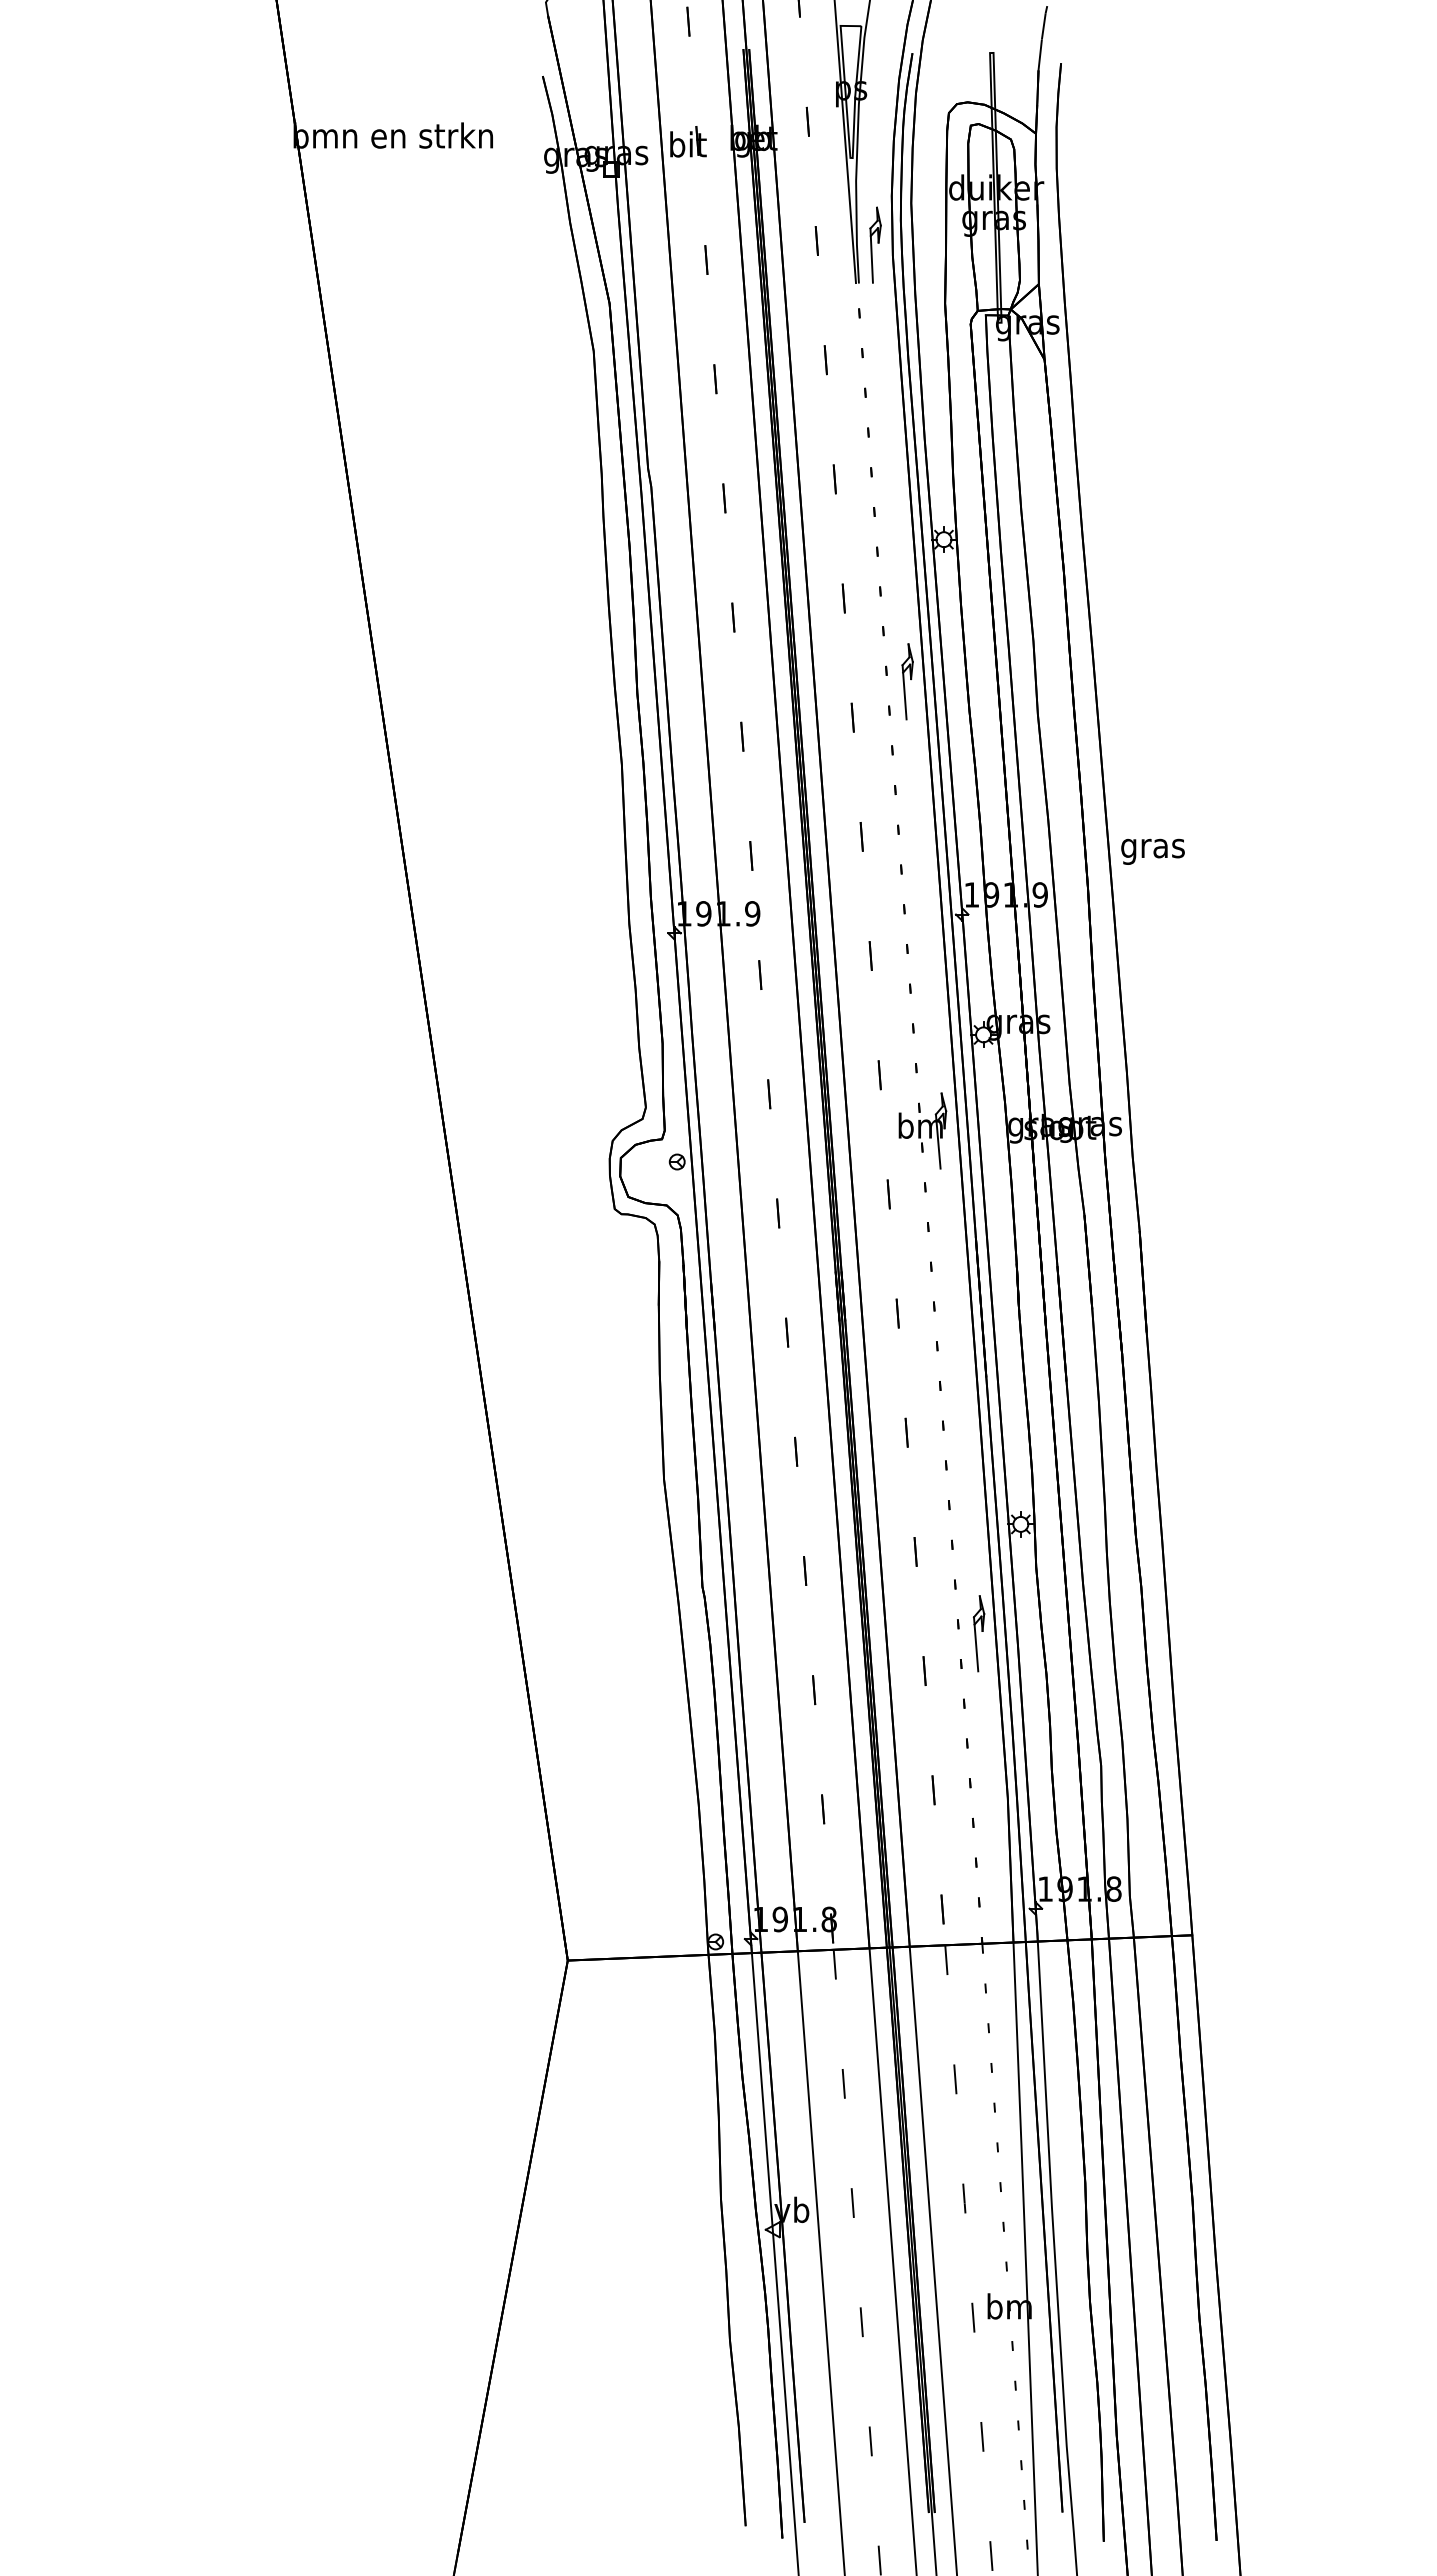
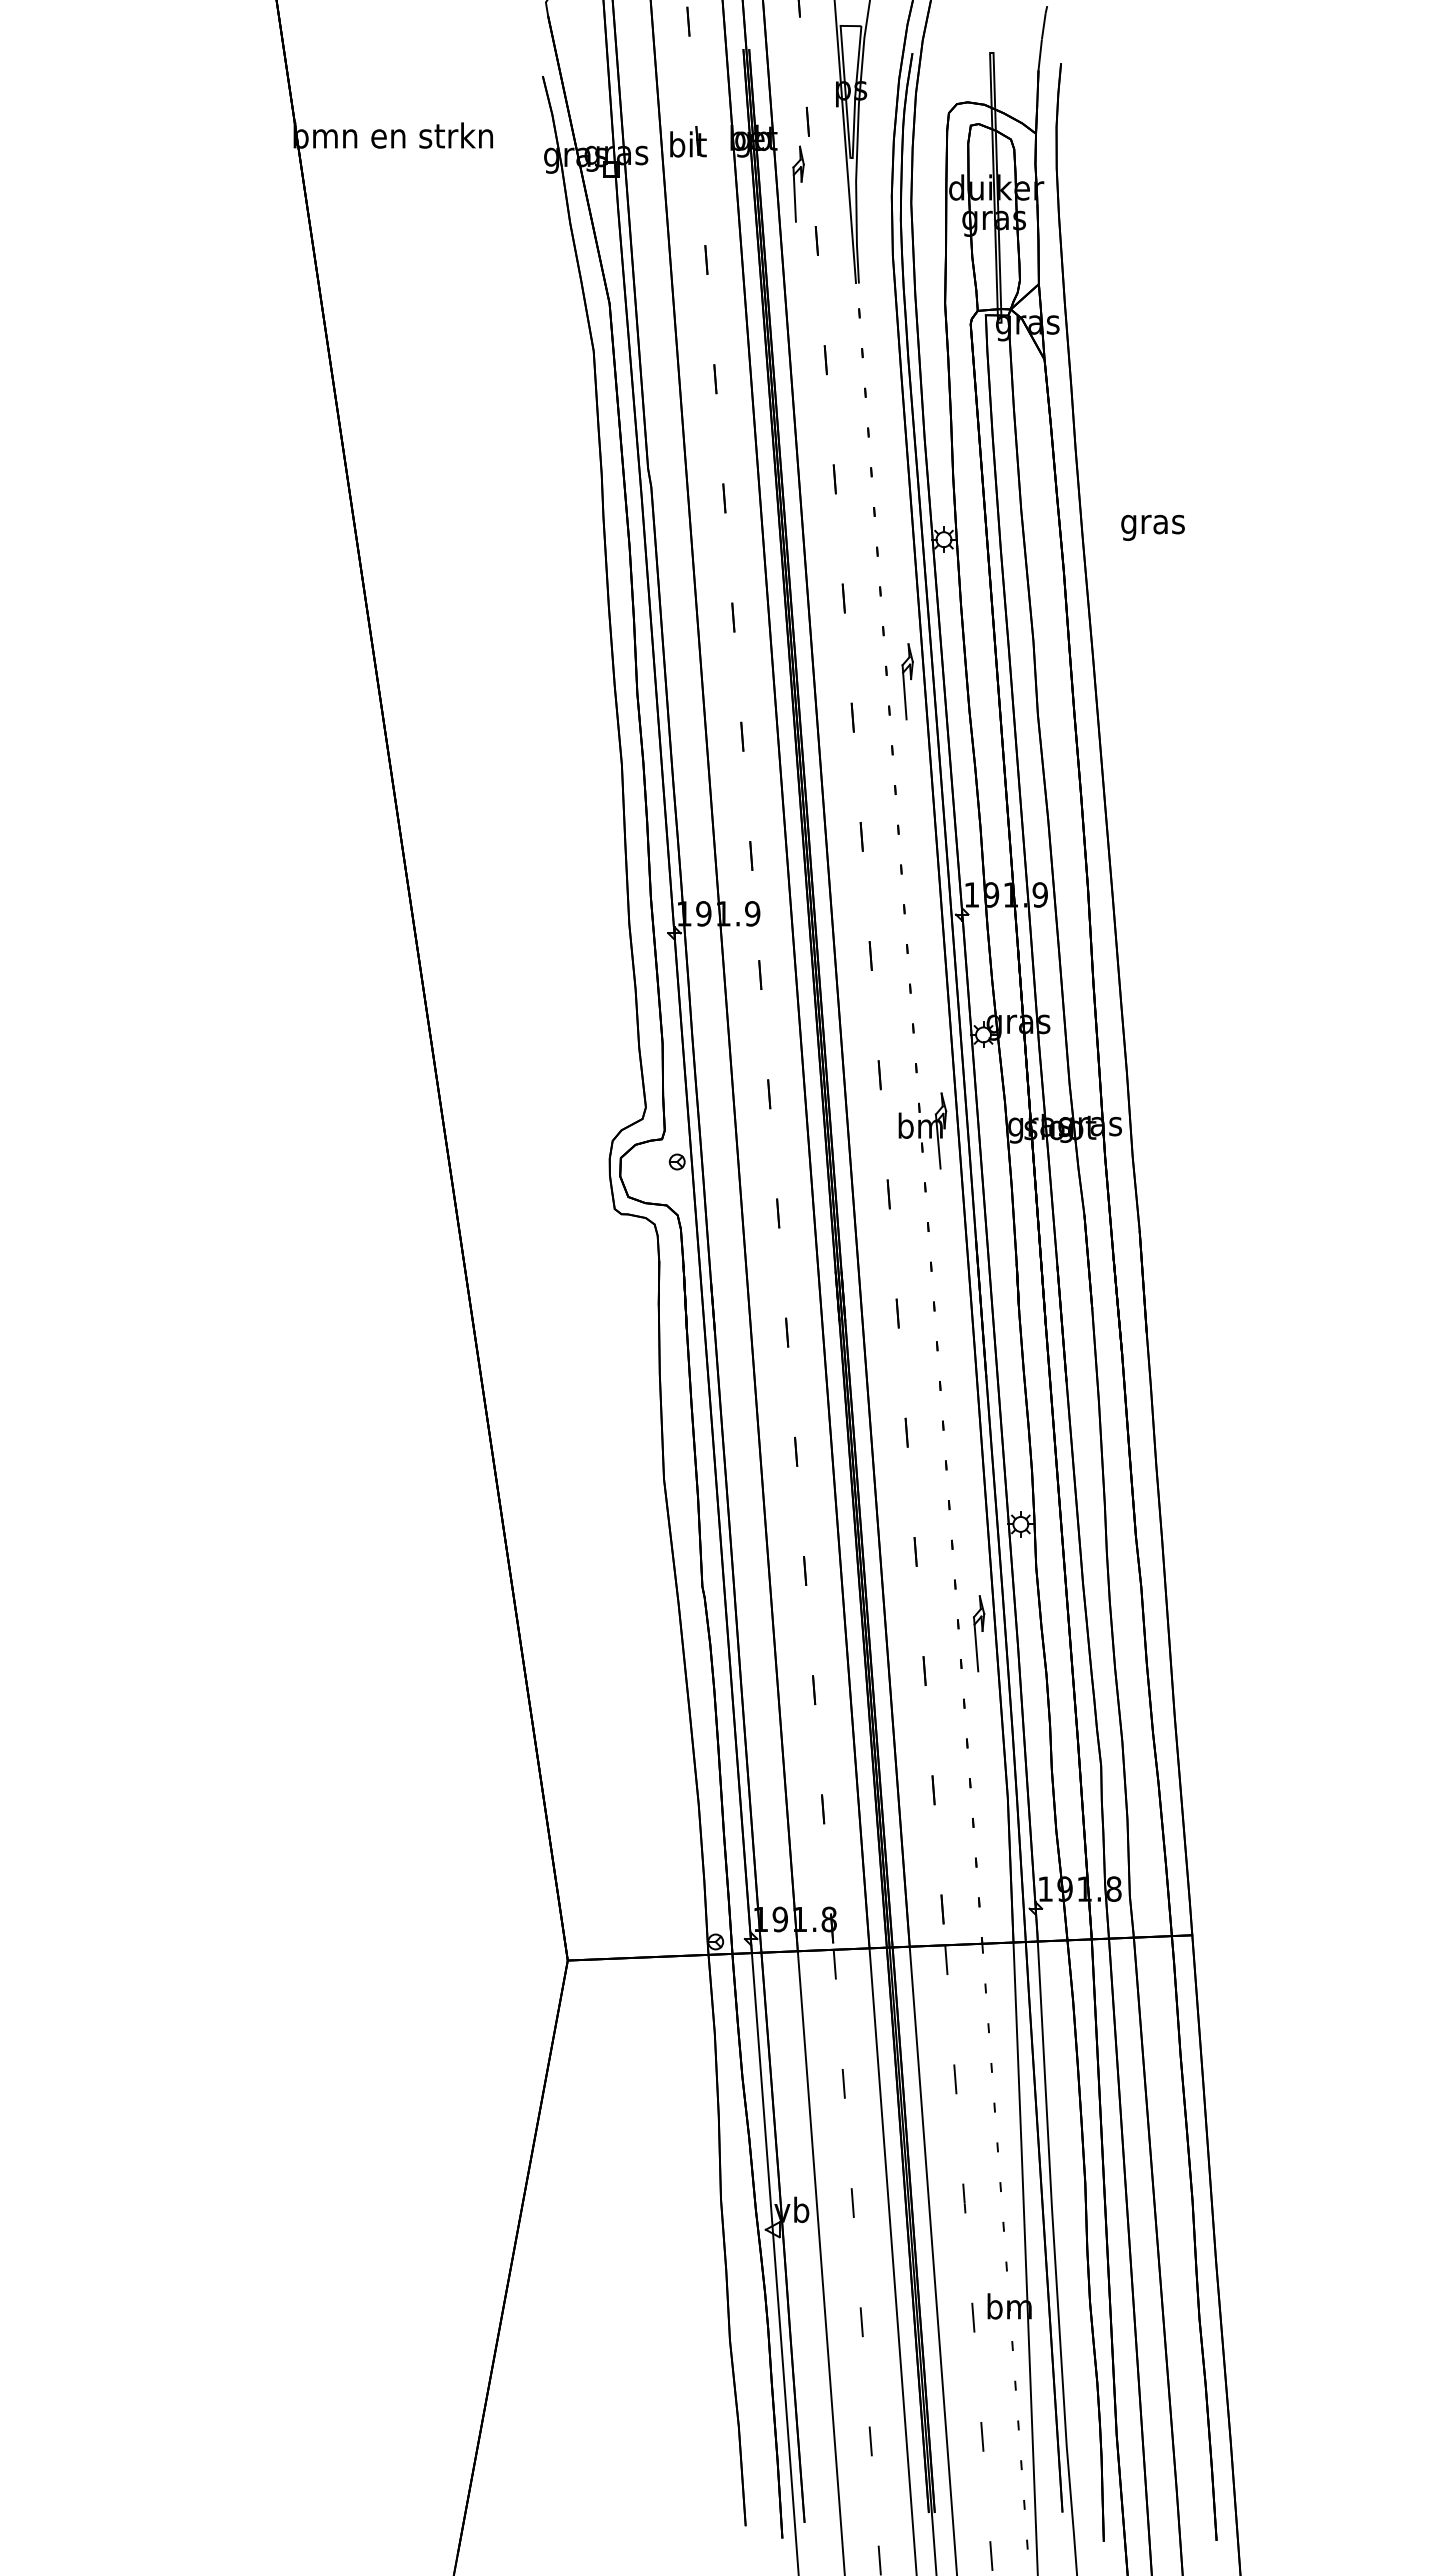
part position: (875, 244) -> (798, 183) (798, 183)
text position: (1152, 851) -> (1152, 527) (1152, 527)
